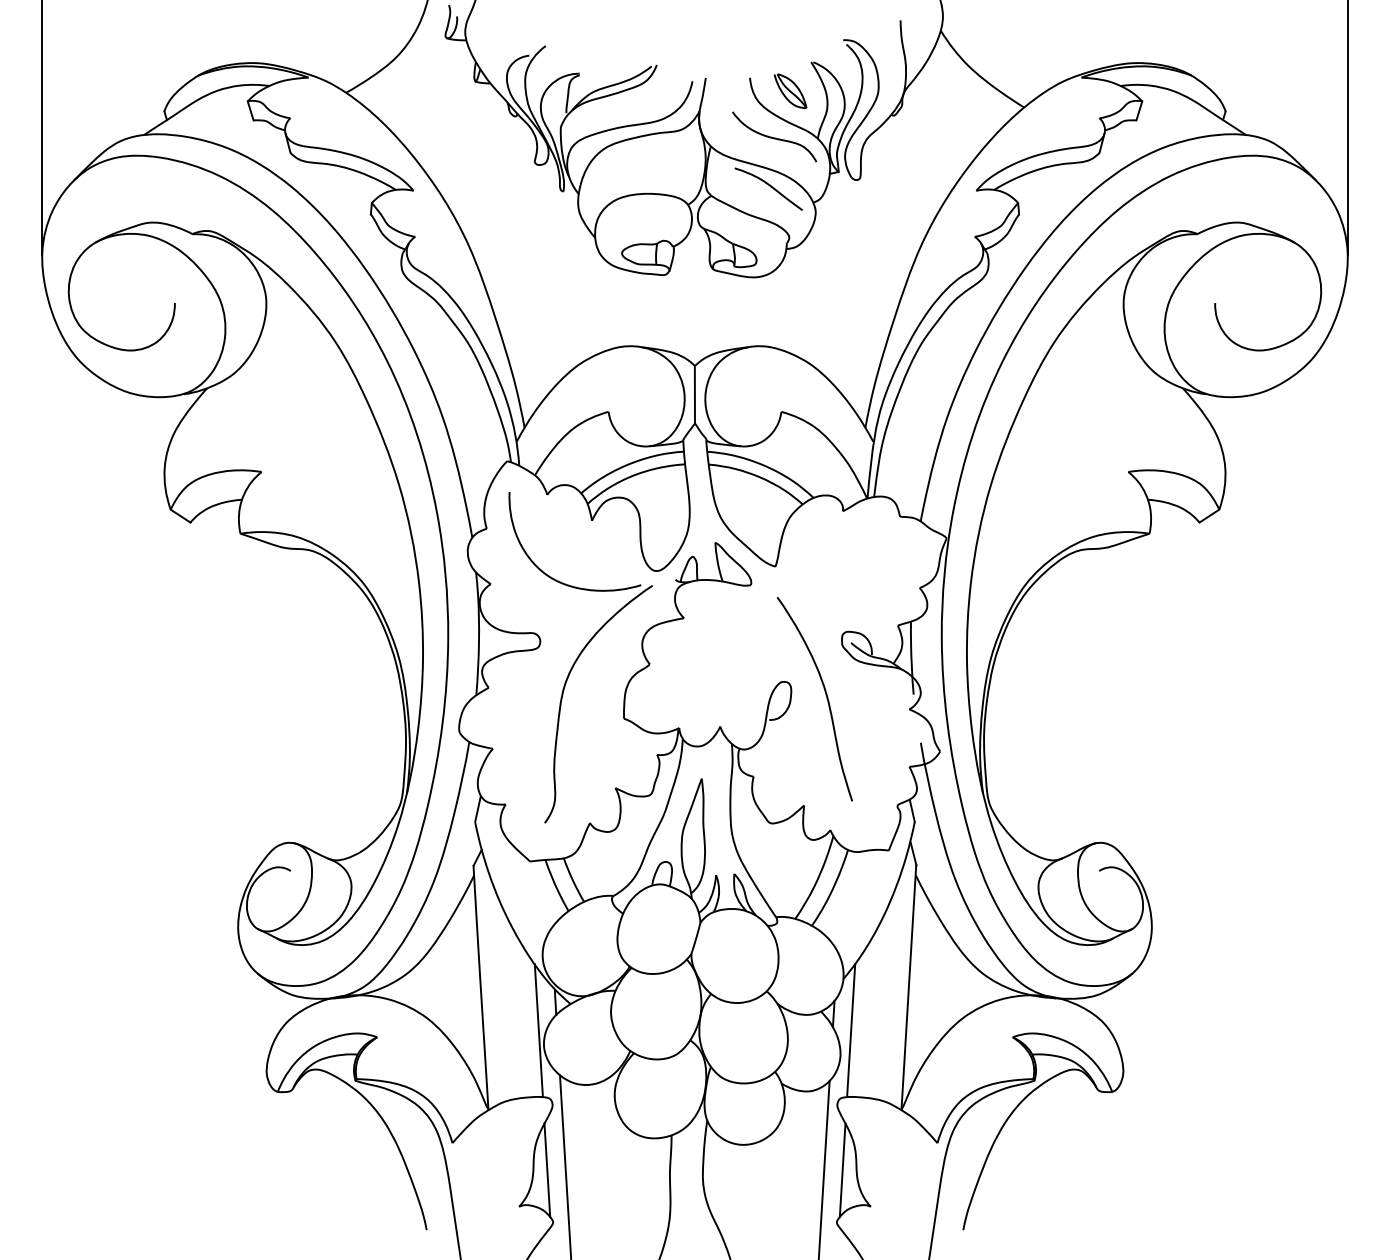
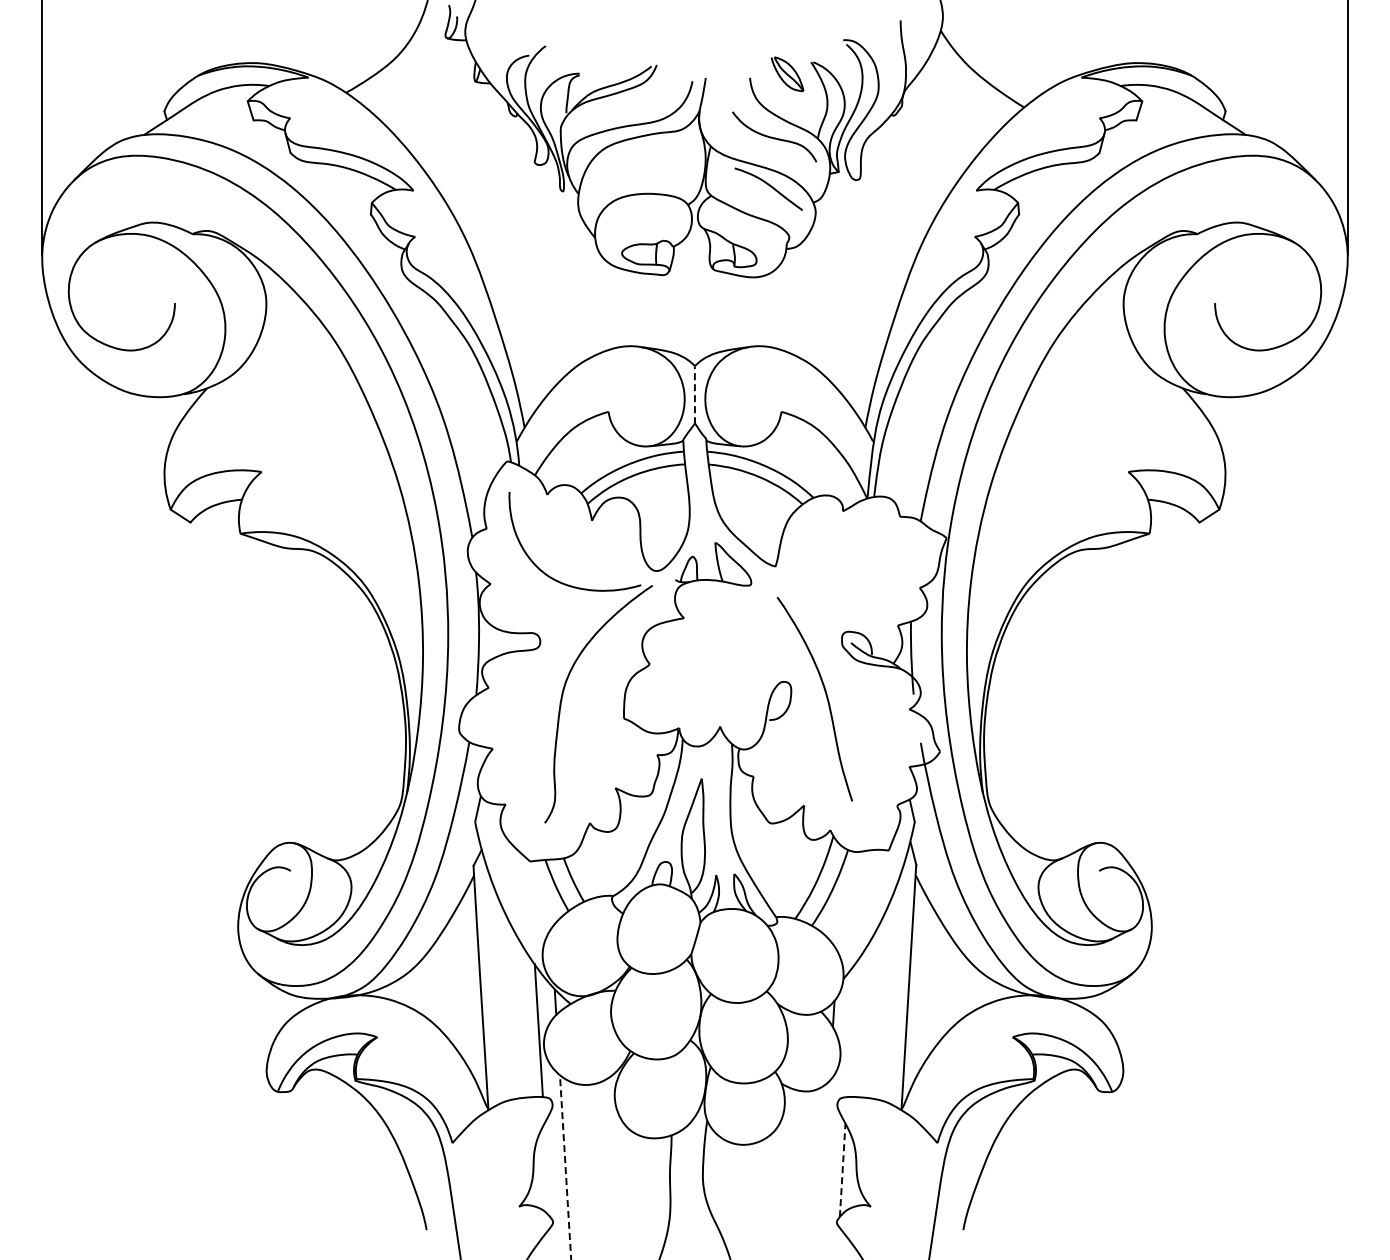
part position: (790, 91) -> (787, 74) (787, 74)
line: solid -> dashed (694, 395)
line: present -> none (851, 1030)
line: solid -> dashed (565, 1167)
line: present -> none (823, 1168)
line: present -> none (547, 1169)
line: solid -> dashed (842, 1170)
